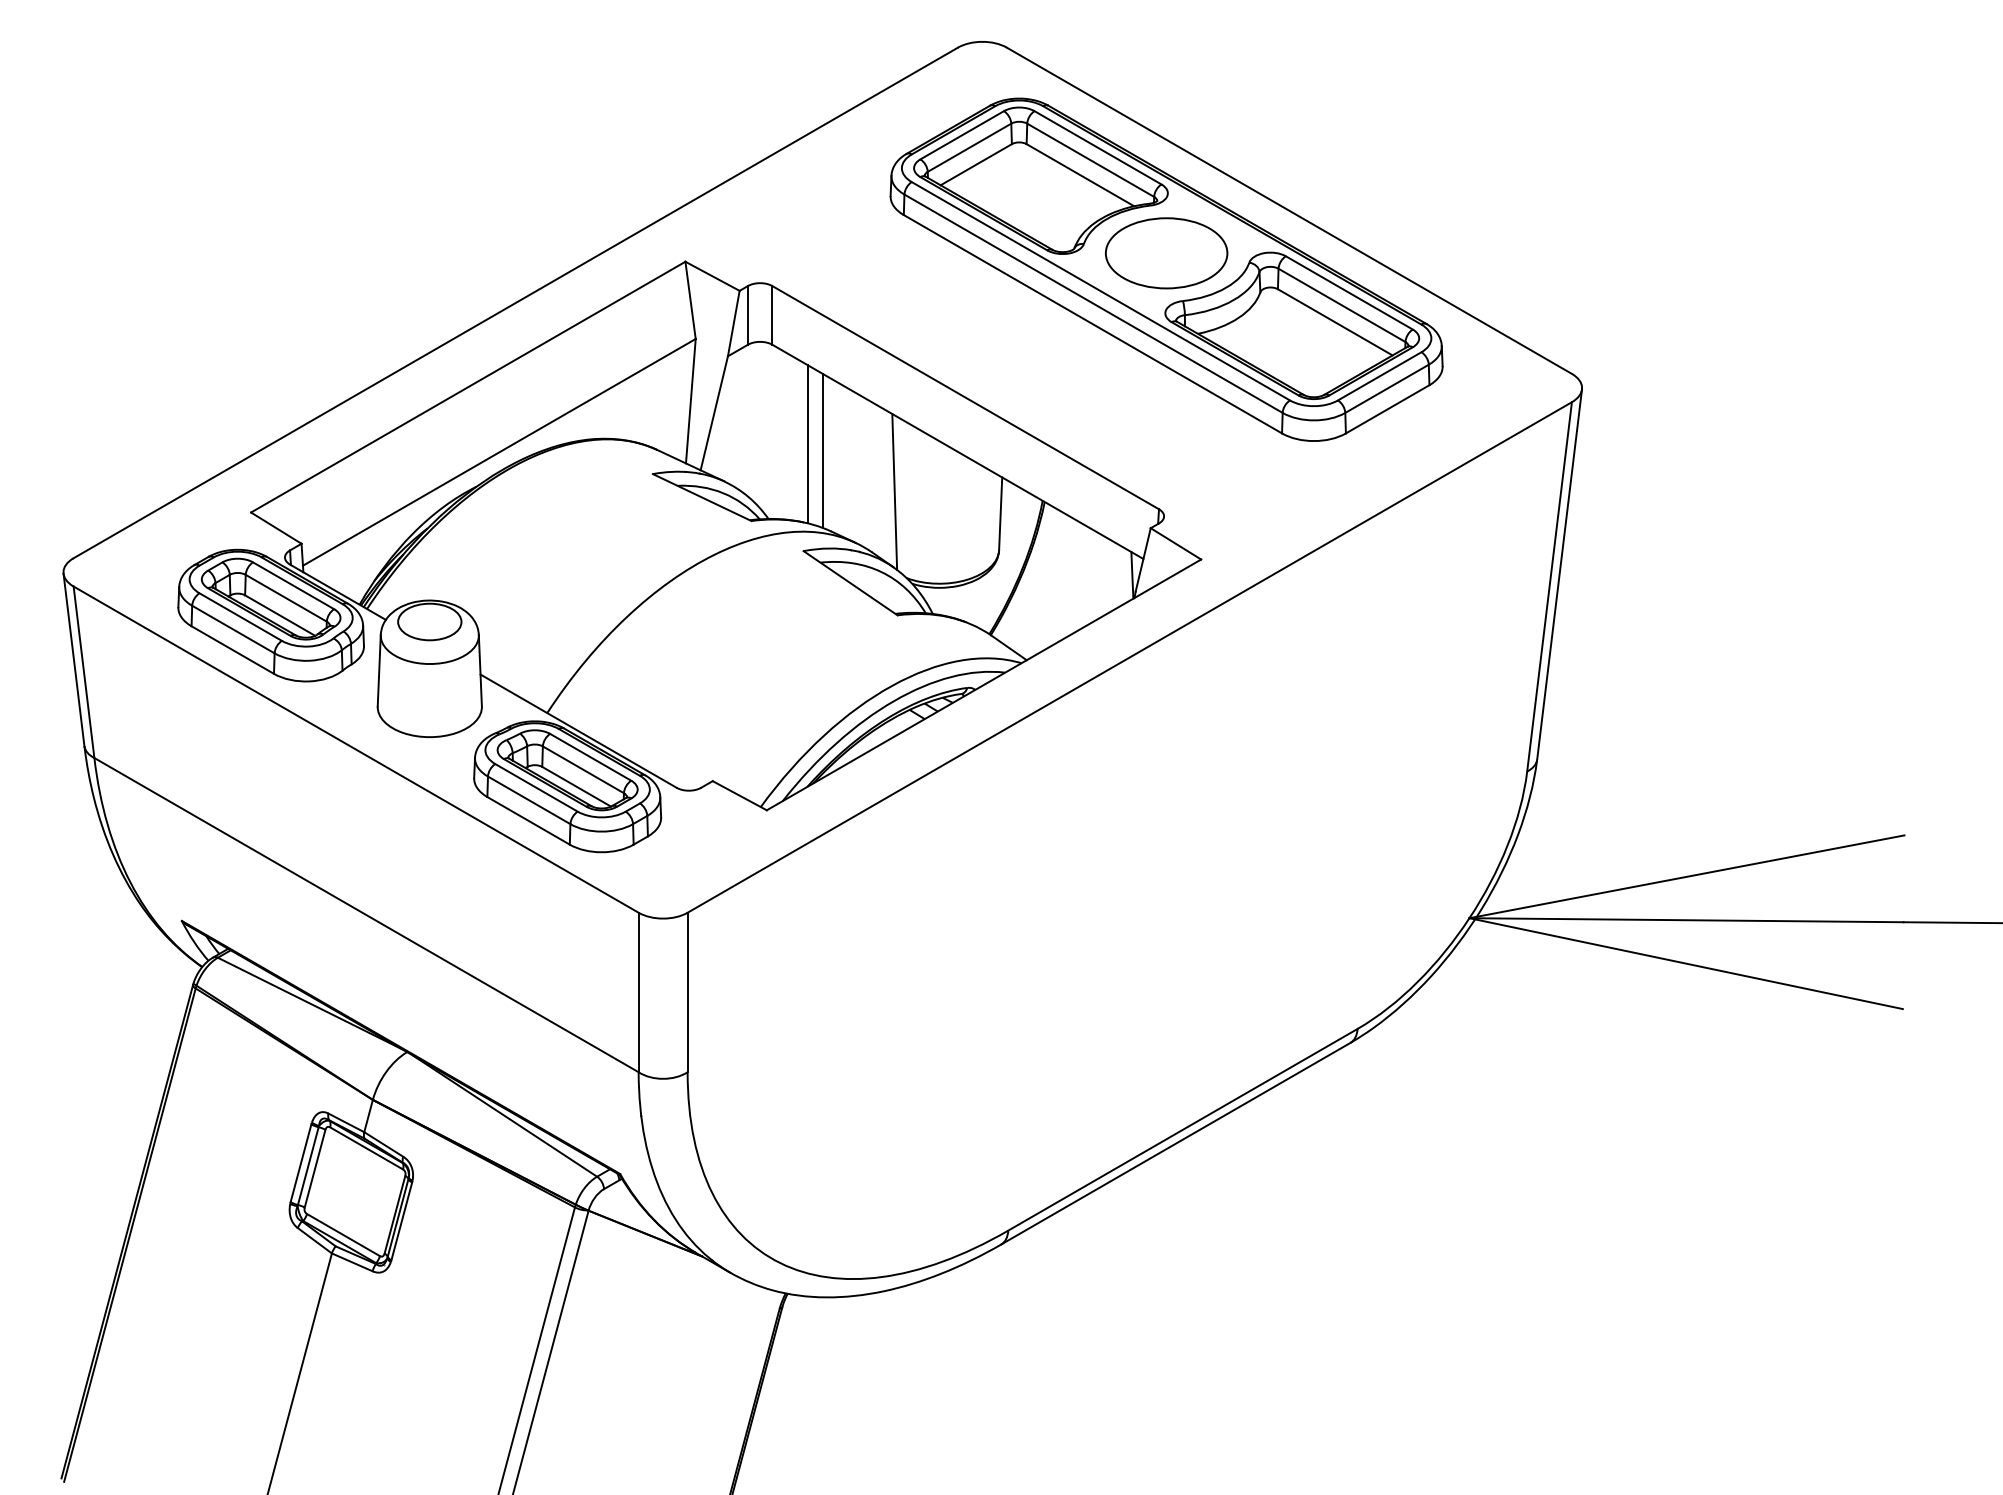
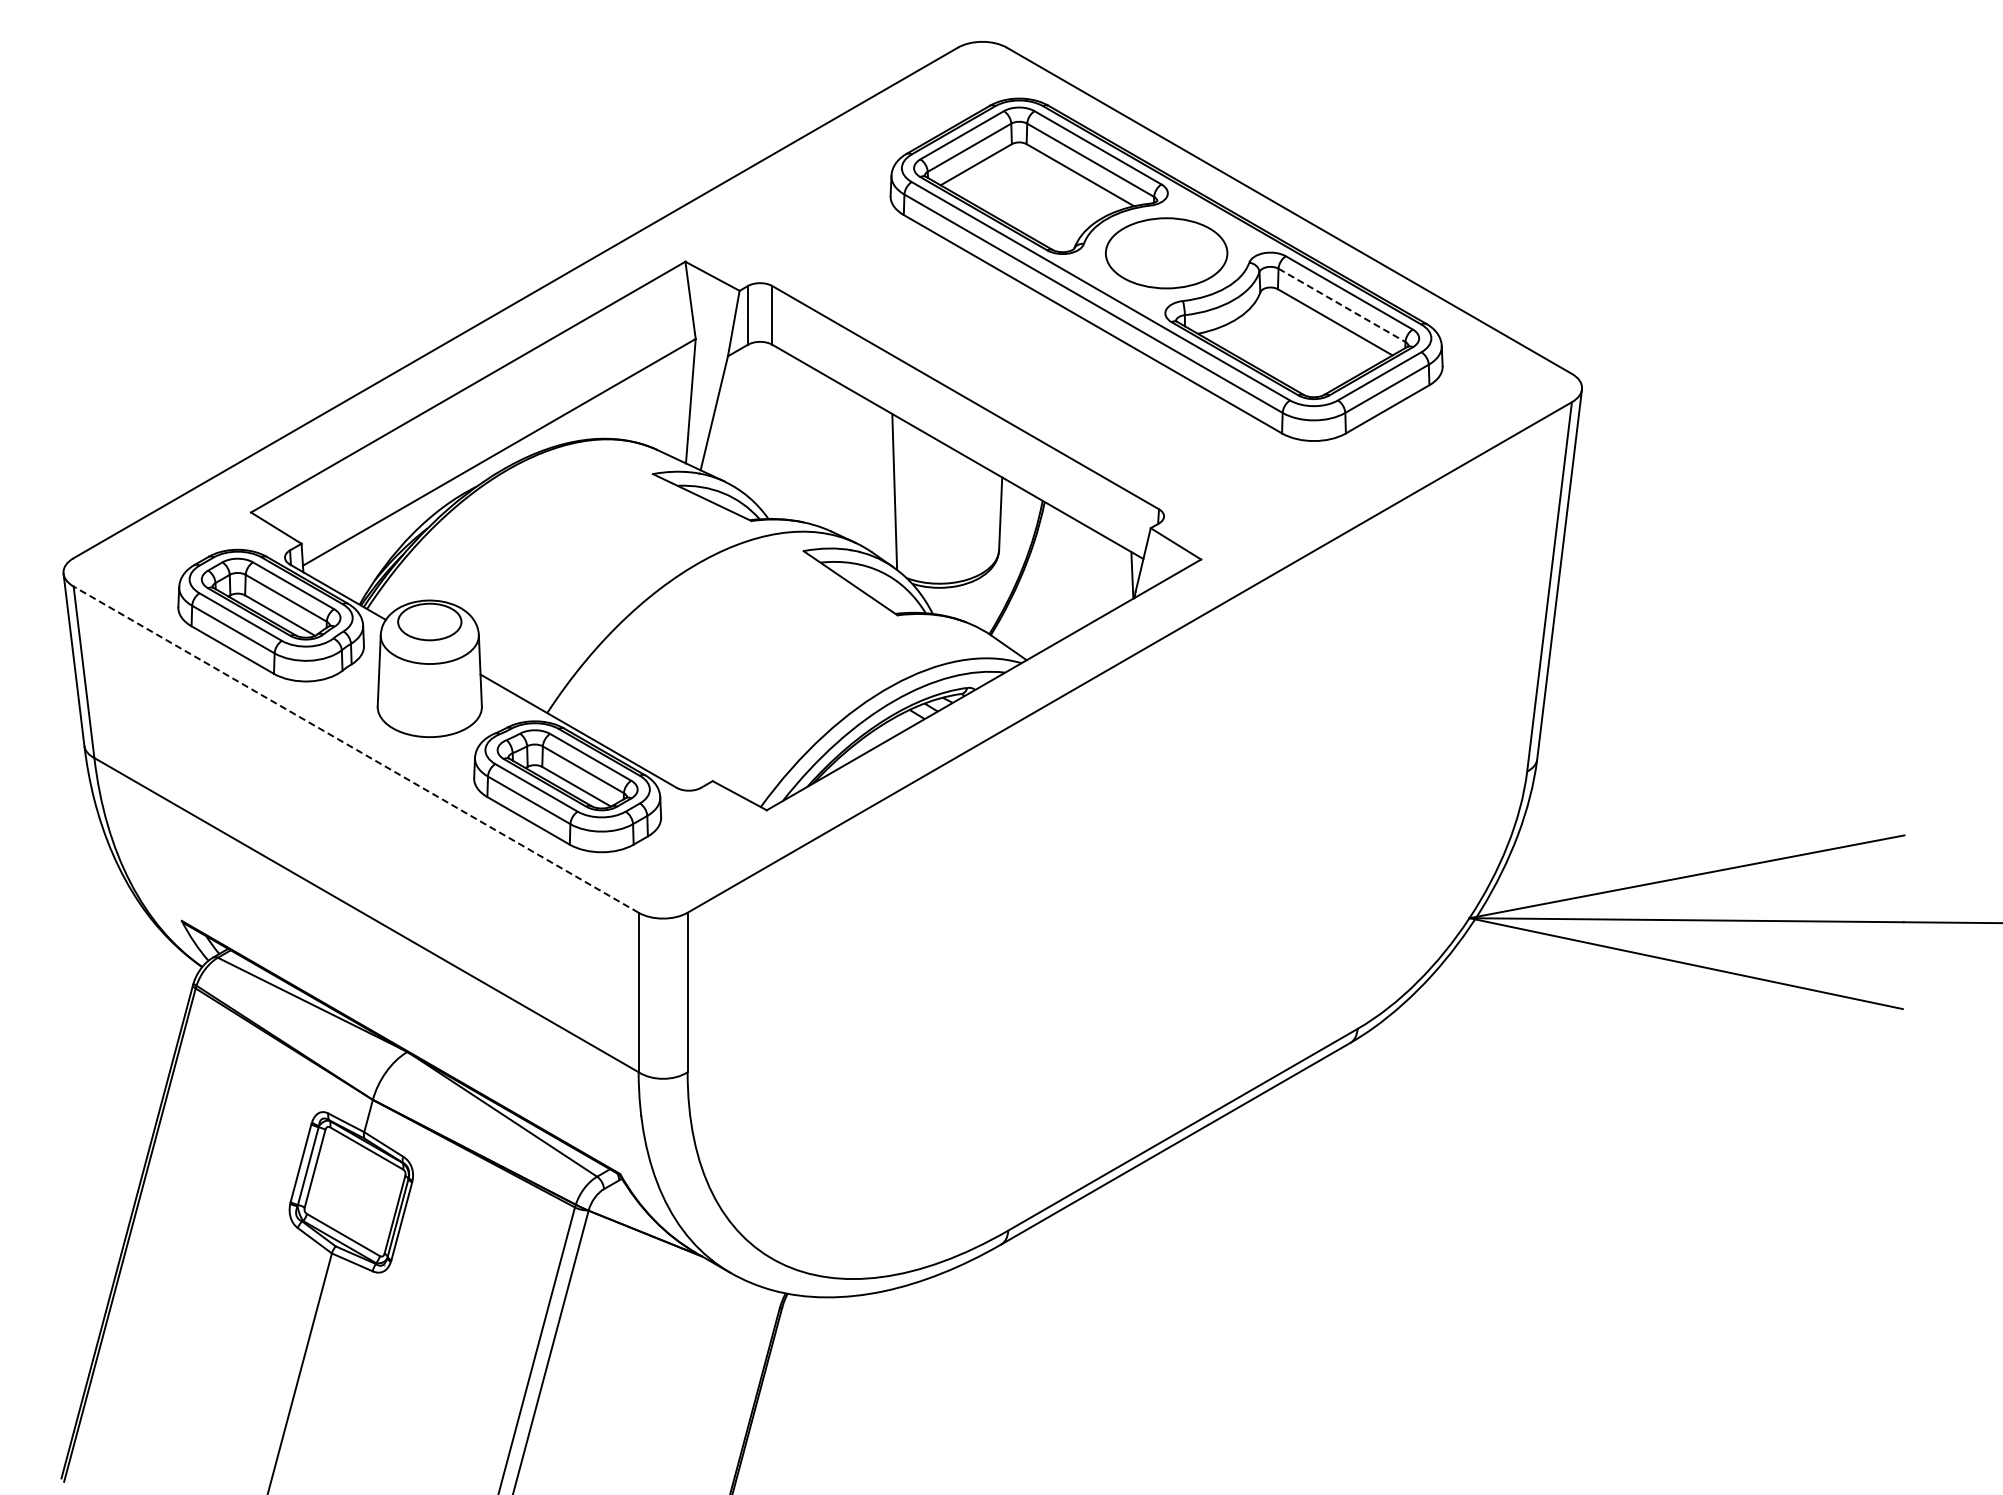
line: solid -> dashed (1342, 305)
line: present -> none (808, 444)
line: present -> none (822, 450)
line: solid -> dashed (355, 749)
